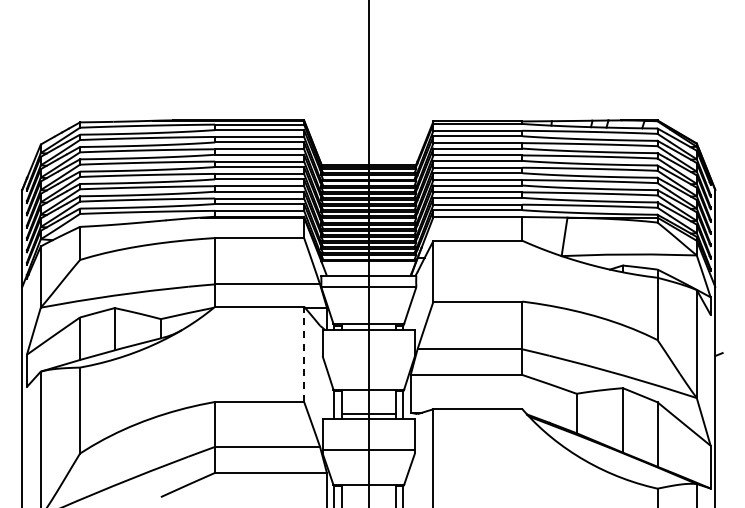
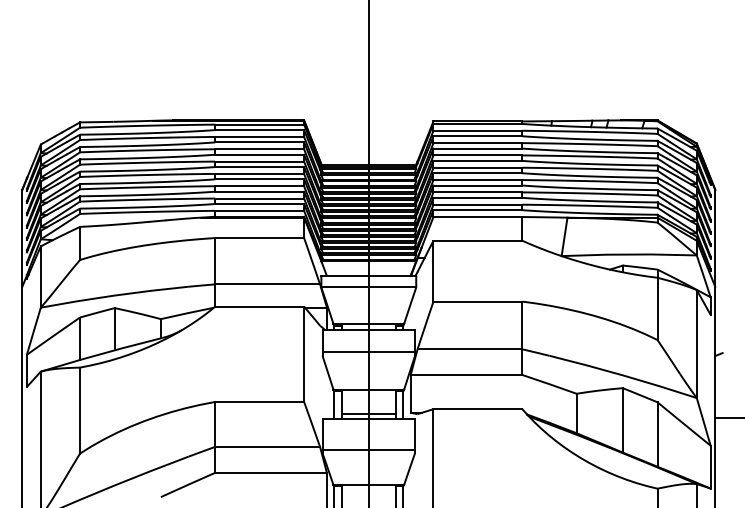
line: none -> present (368, 351)
line: dashed -> solid (304, 354)
line: none -> present (728, 418)
